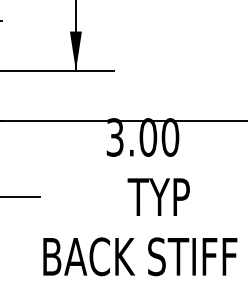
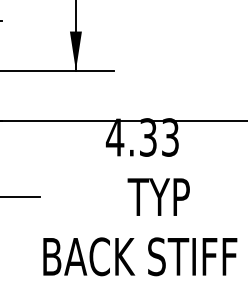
text: 3.00 -> 4.33 (142, 137)
